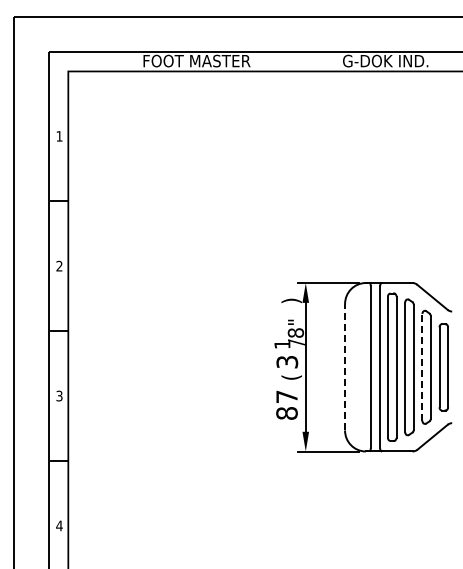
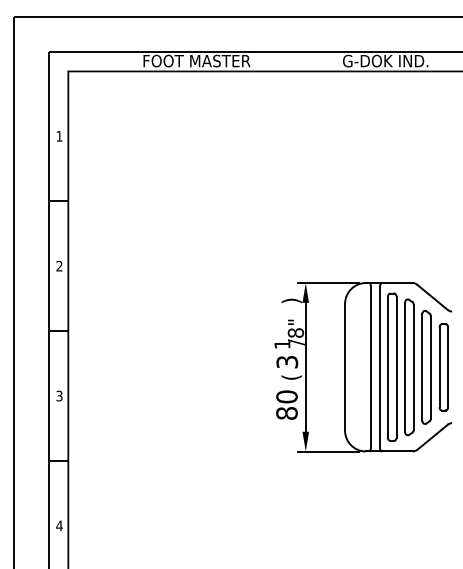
line: dashed -> solid (345, 366)
line: dashed -> solid (422, 366)
text: 87 -> 80 (286, 396)
